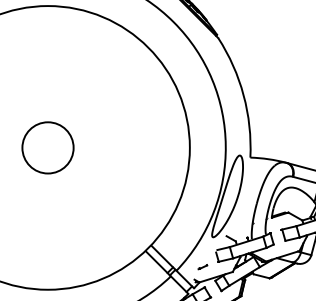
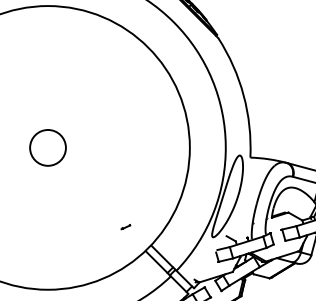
circle diameter: 51 px -> 36 px (47, 147)
part position: (202, 267) -> (125, 227) (125, 227)
